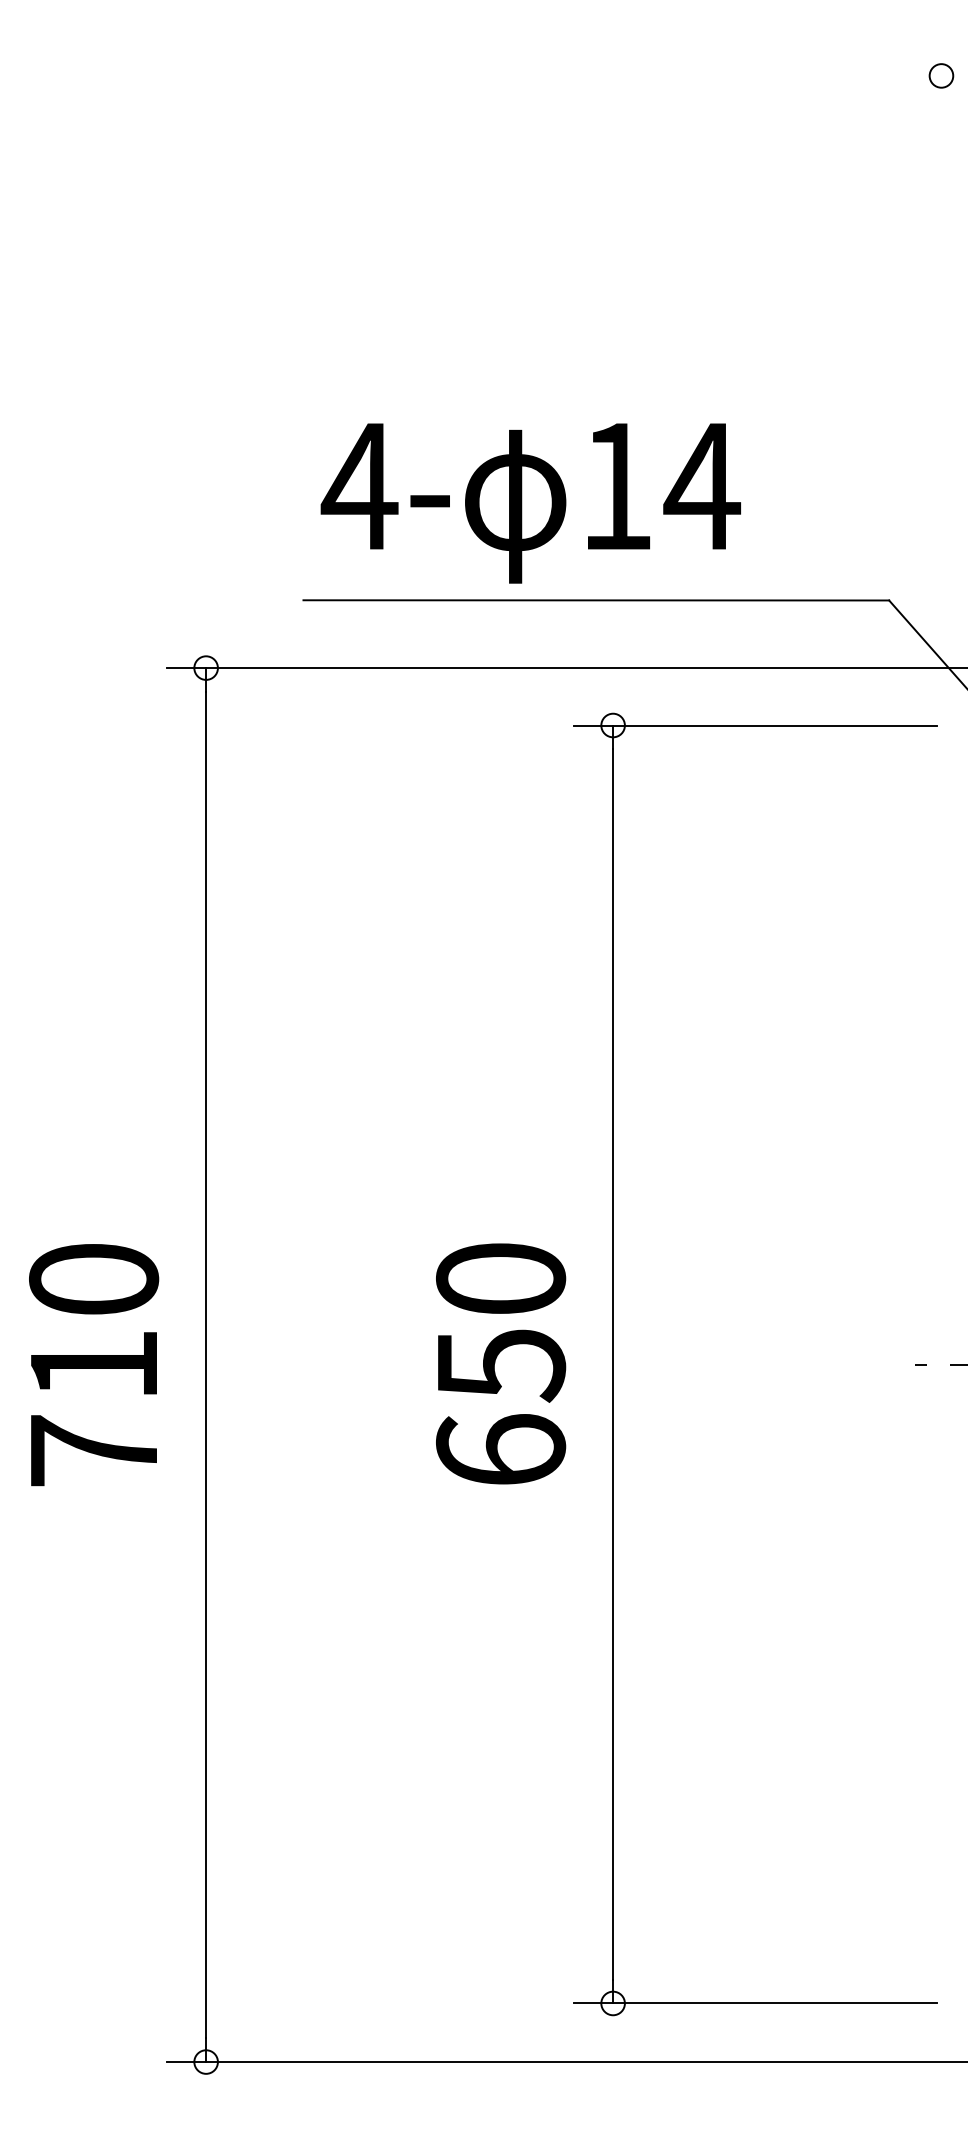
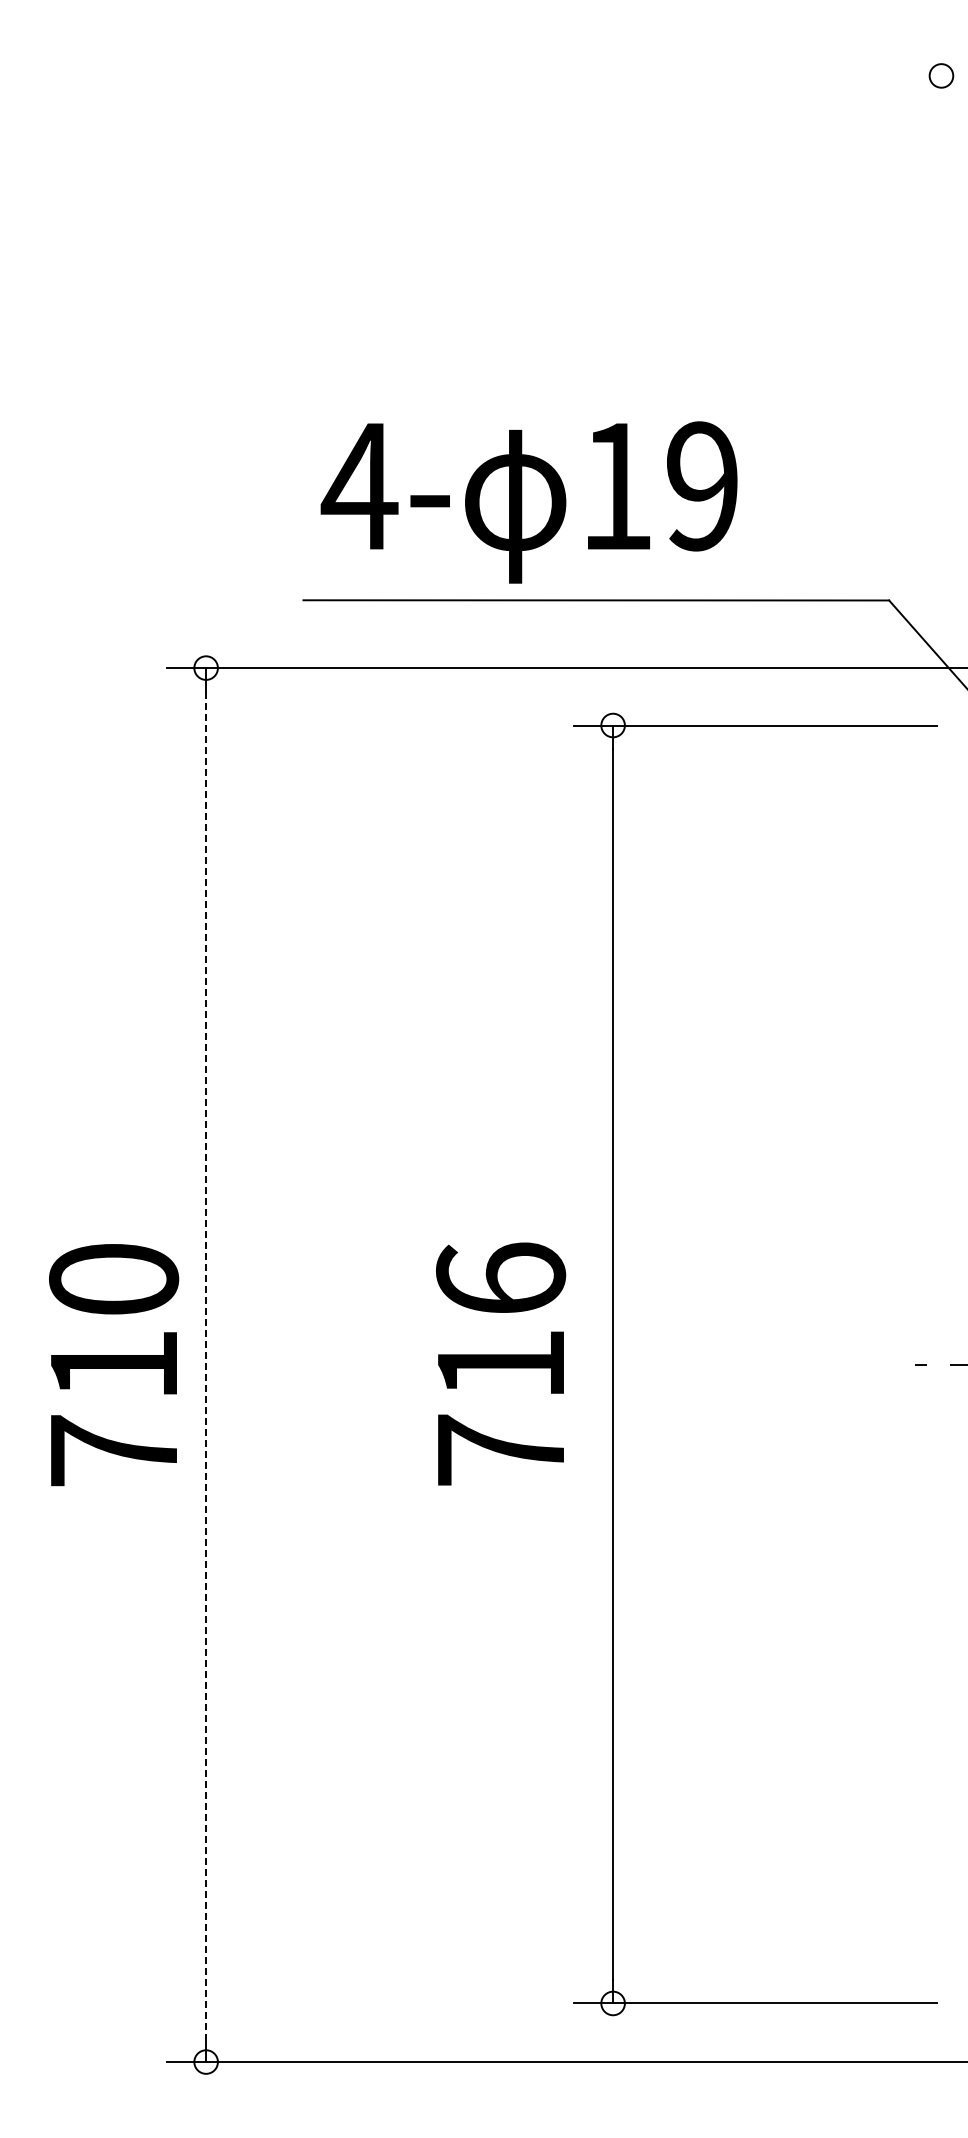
text: 14 -> 19 (702, 486)
text: 650 -> 716 (501, 1363)
text position: (94, 1365) -> (114, 1365) (114, 1365)
line: solid -> dashed (206, 1365)
